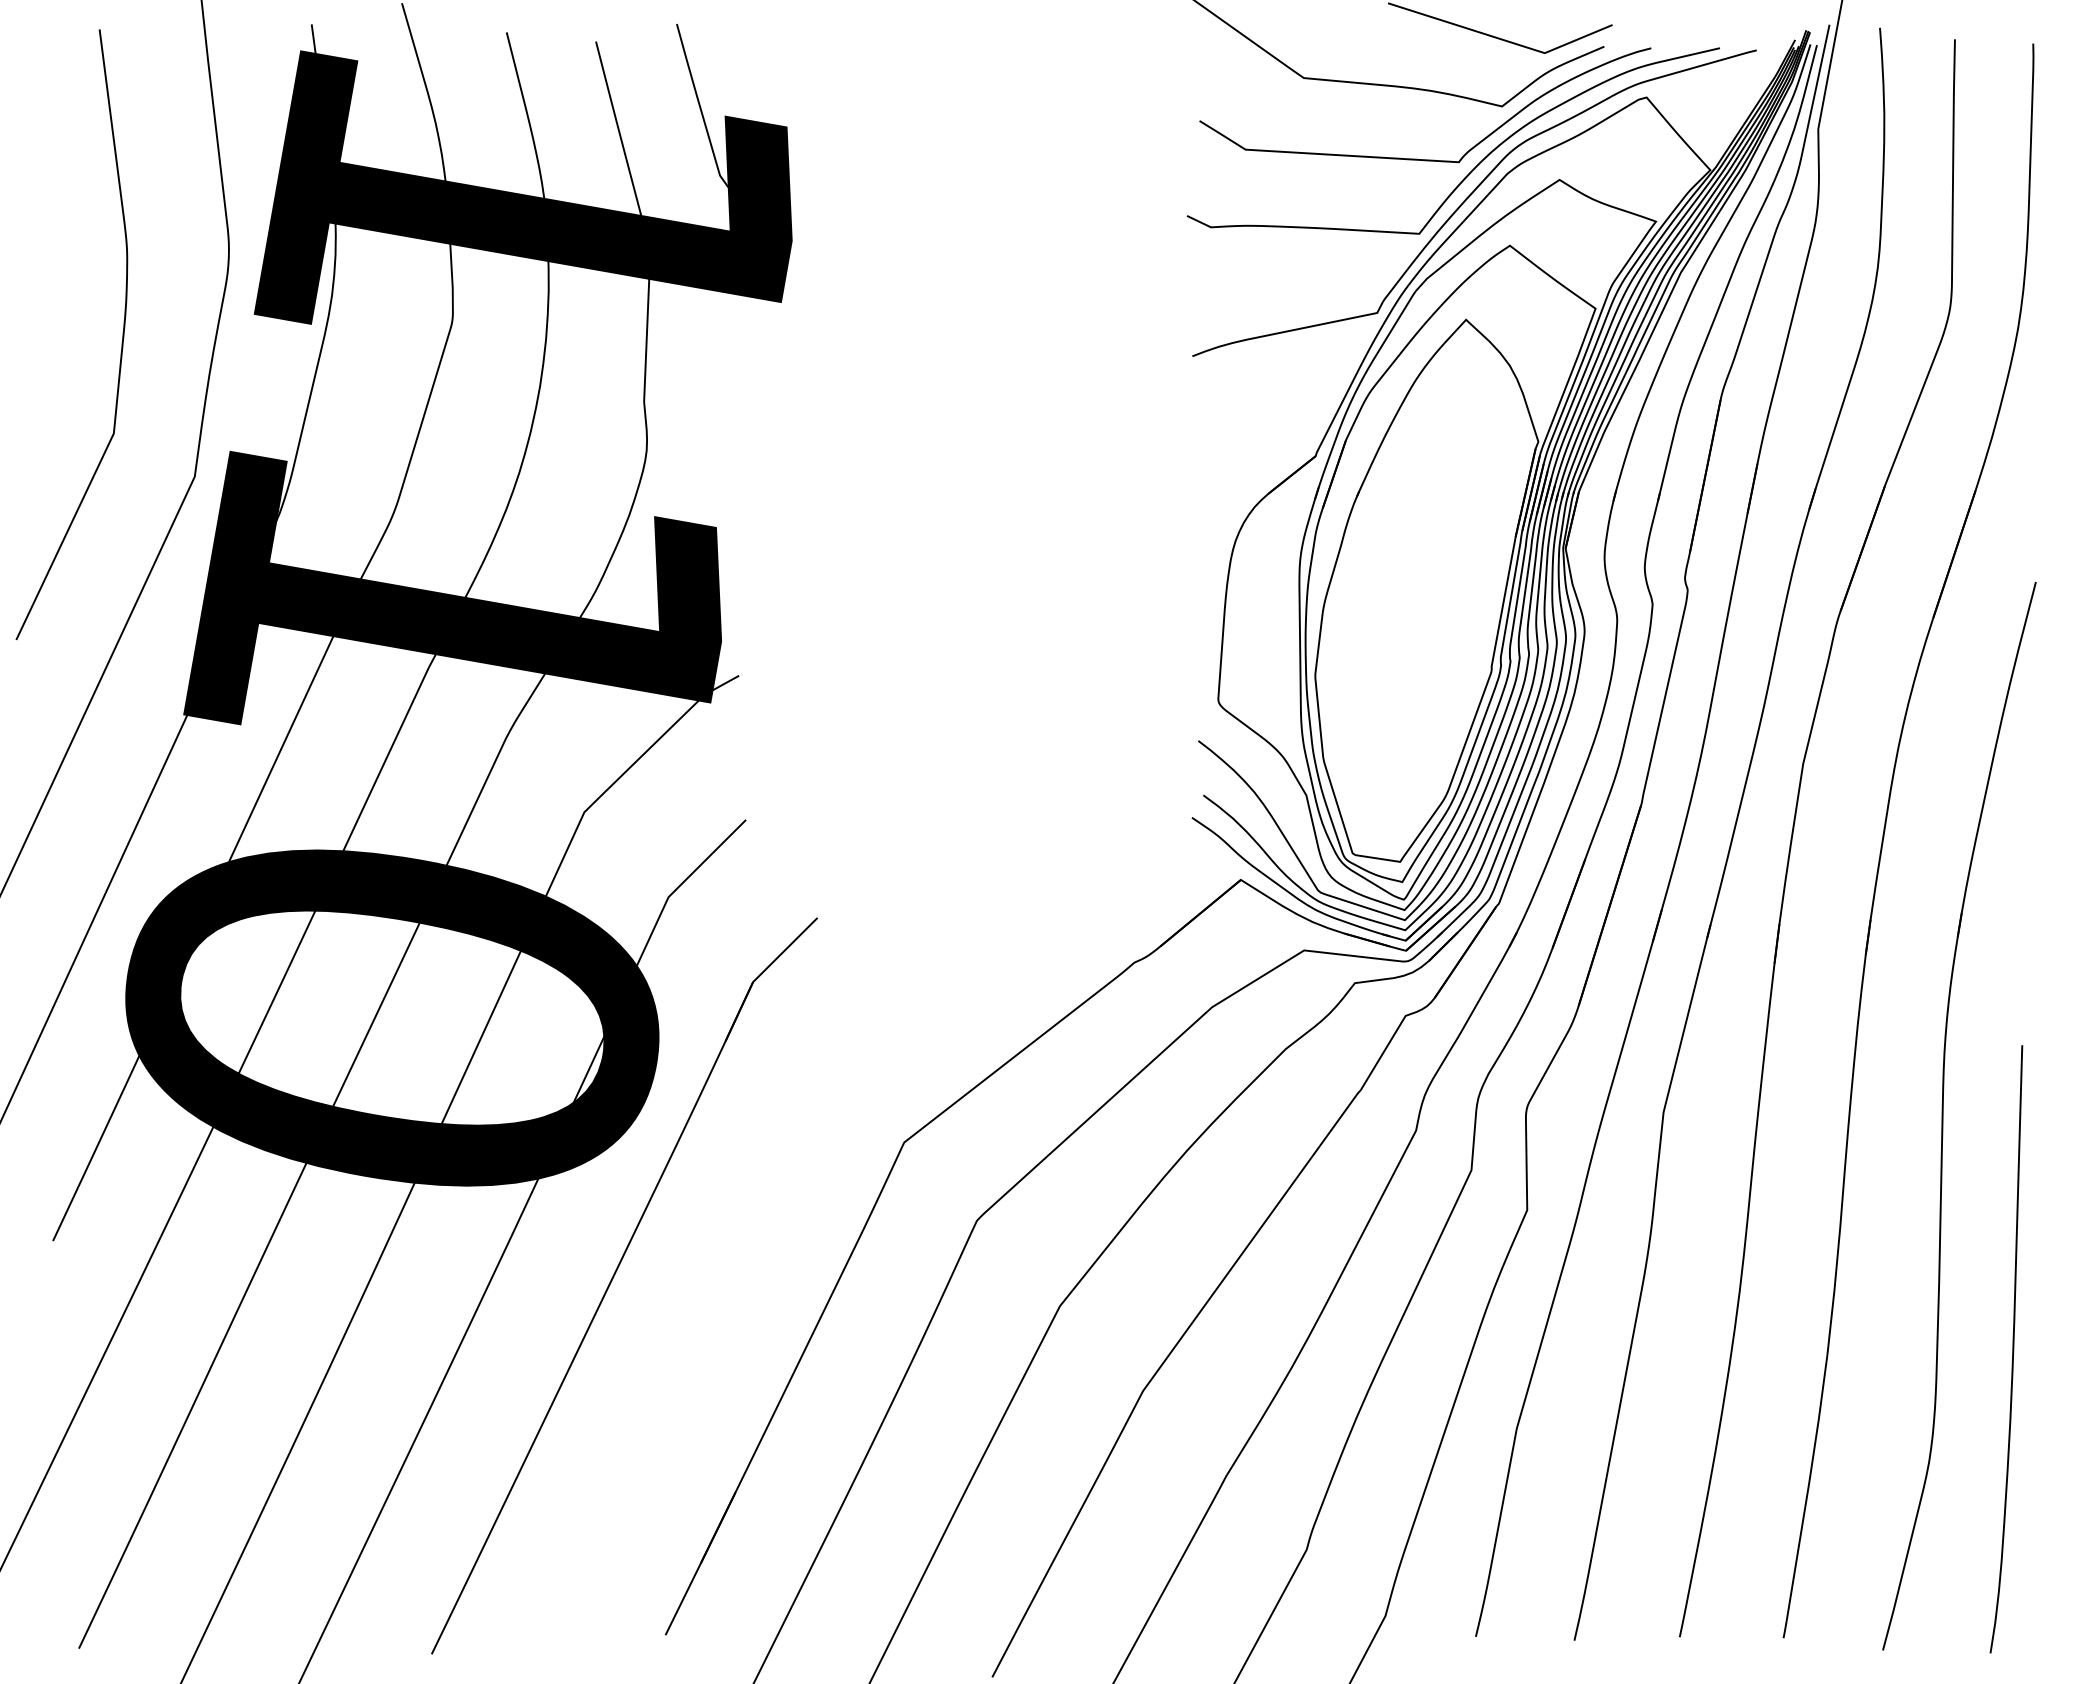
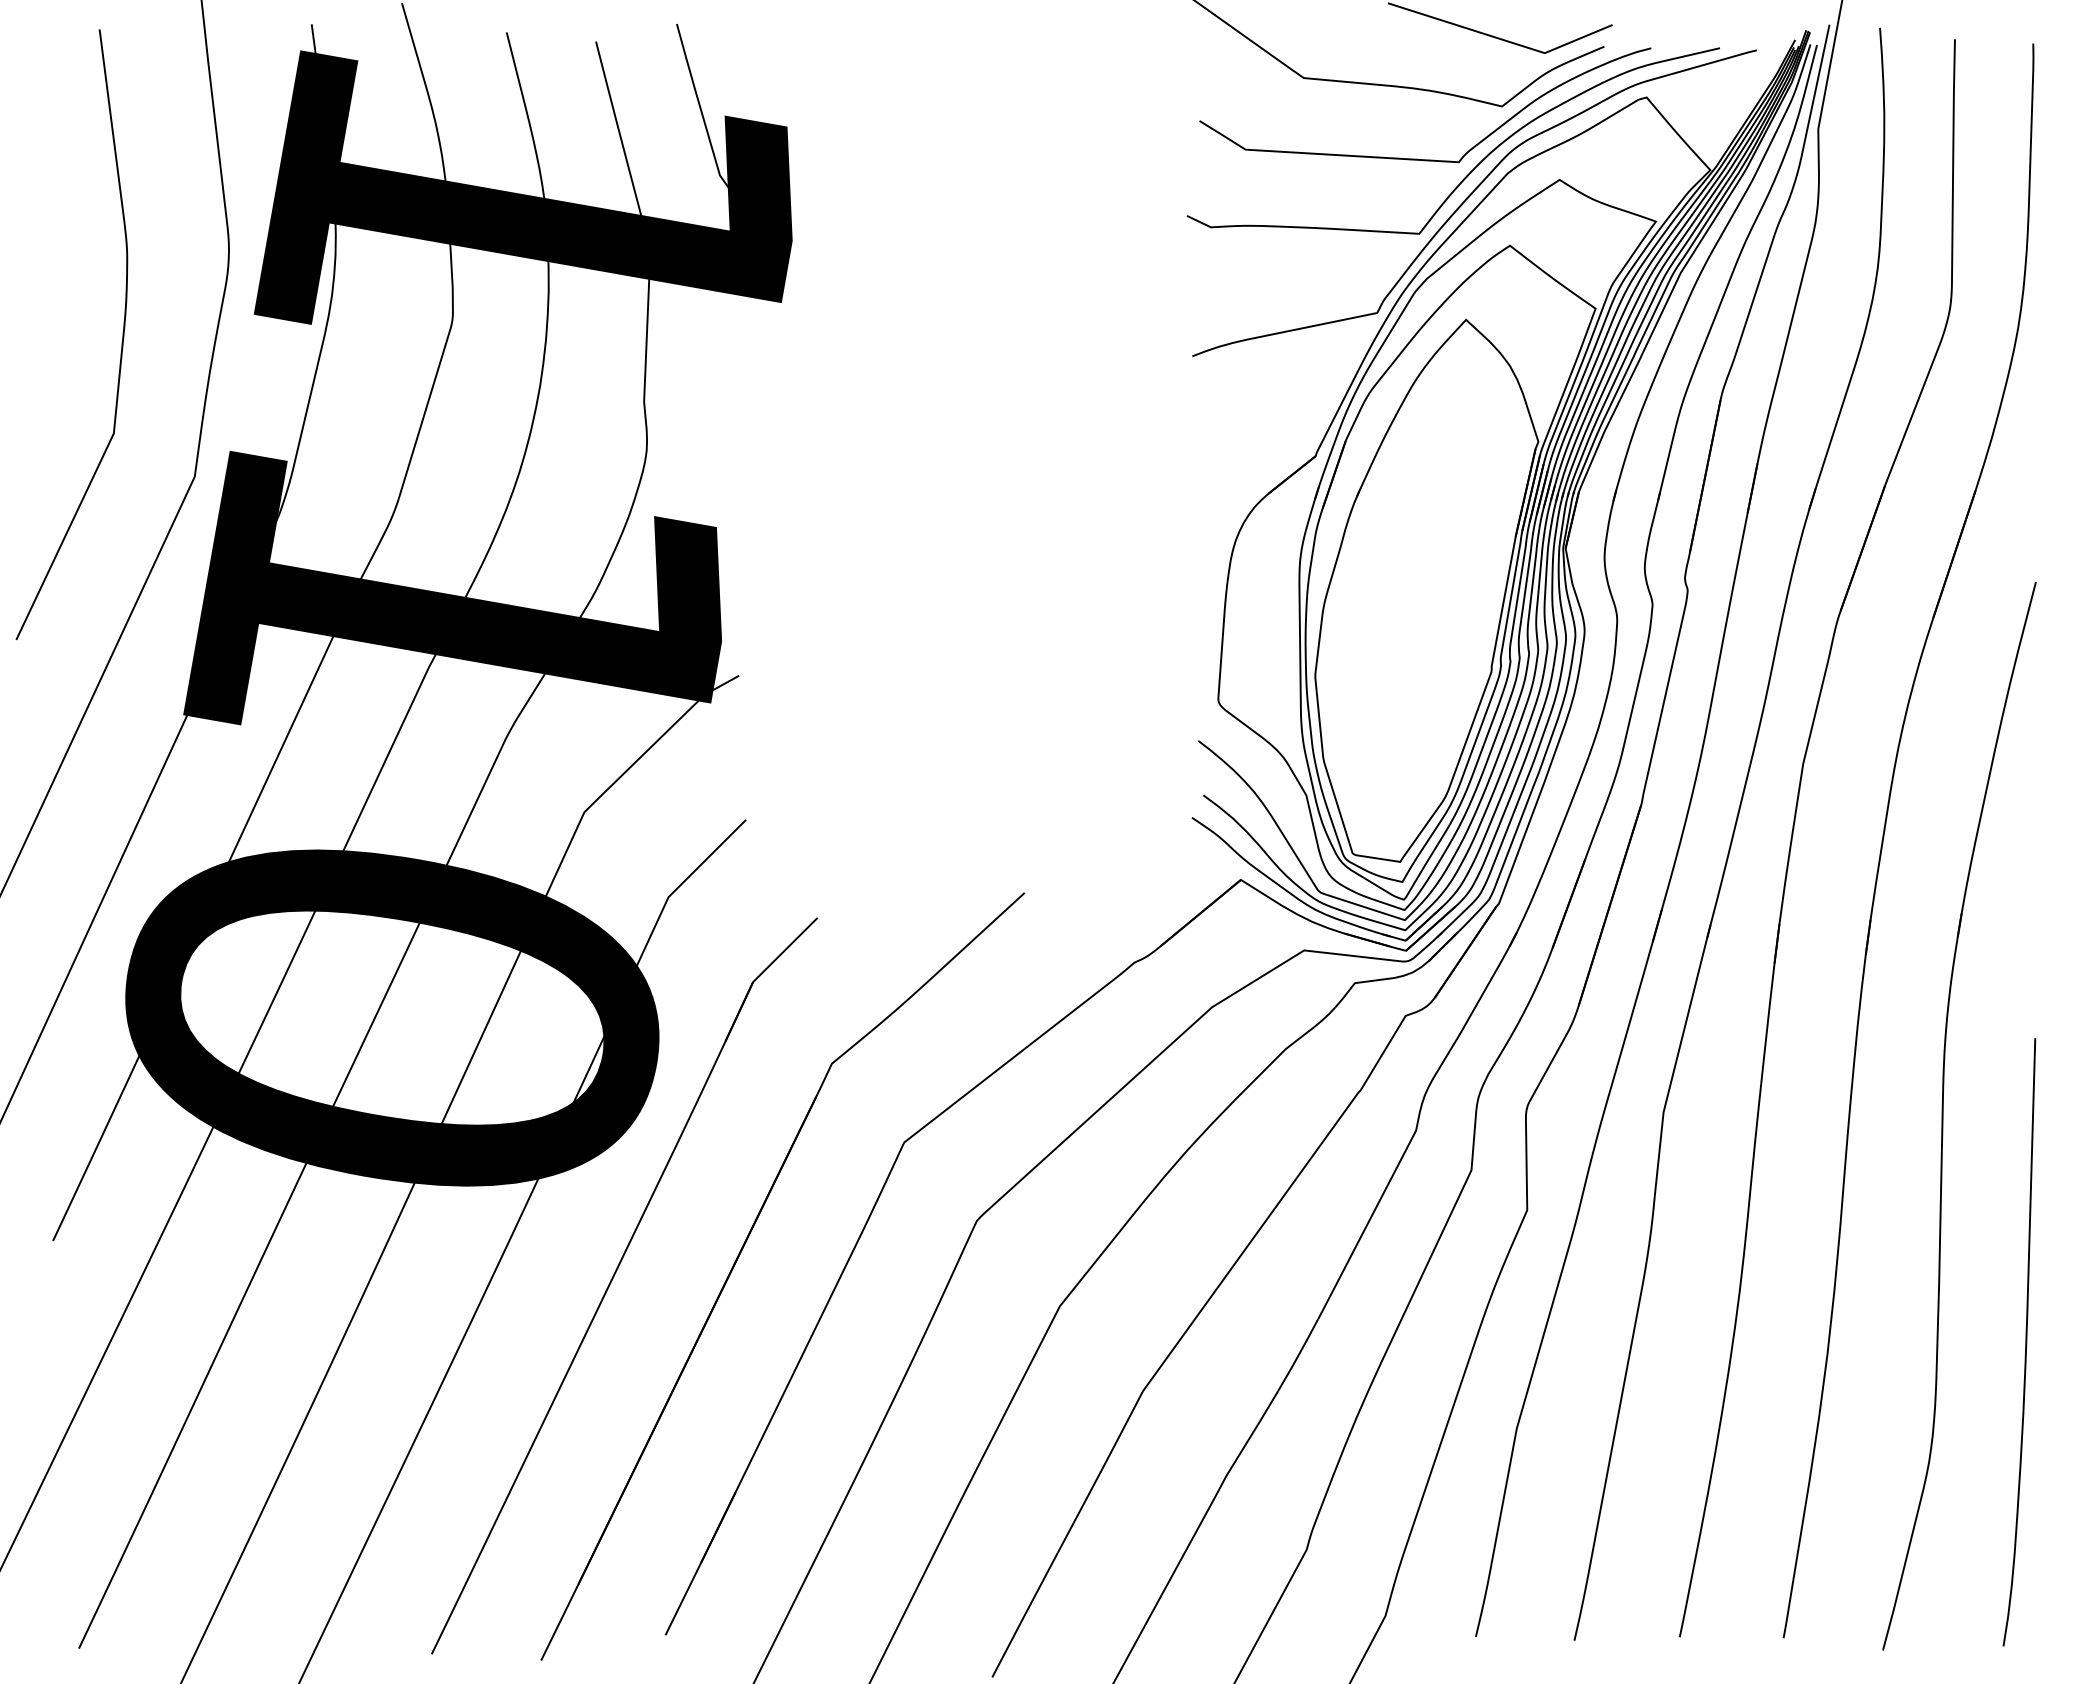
part: none -> present (740, 1254)
curve position: (2012, 1349) -> (2025, 1342) (2025, 1342)
